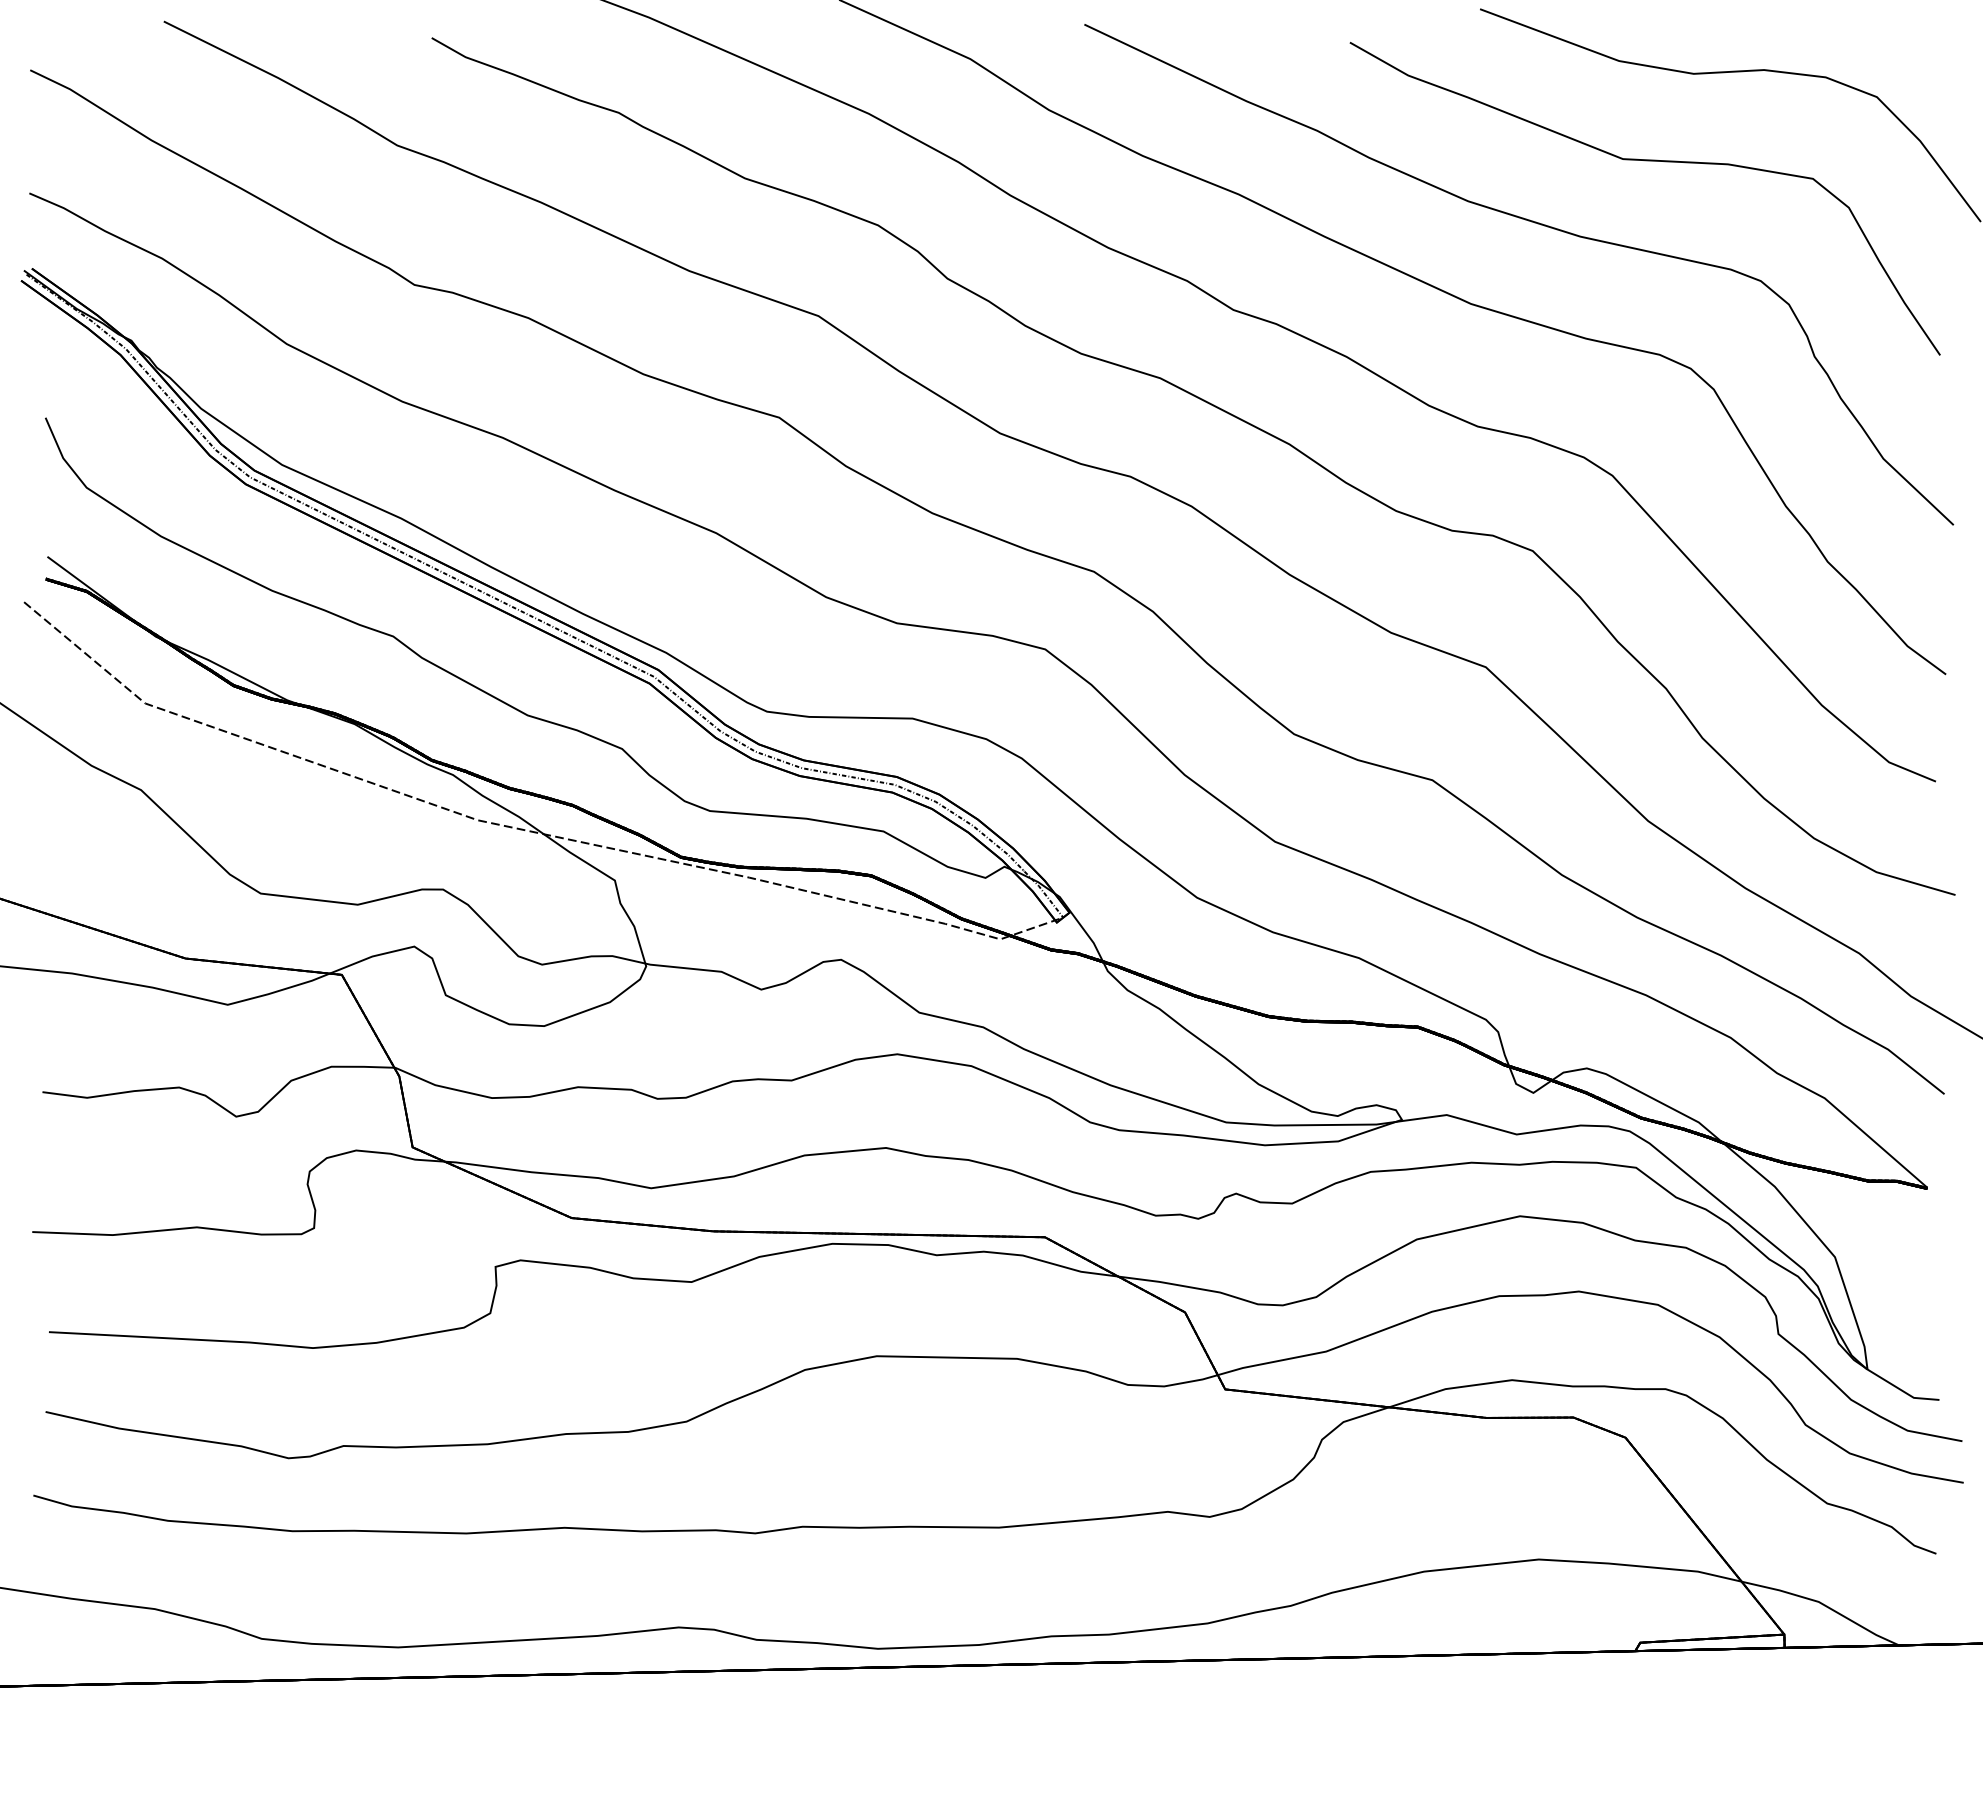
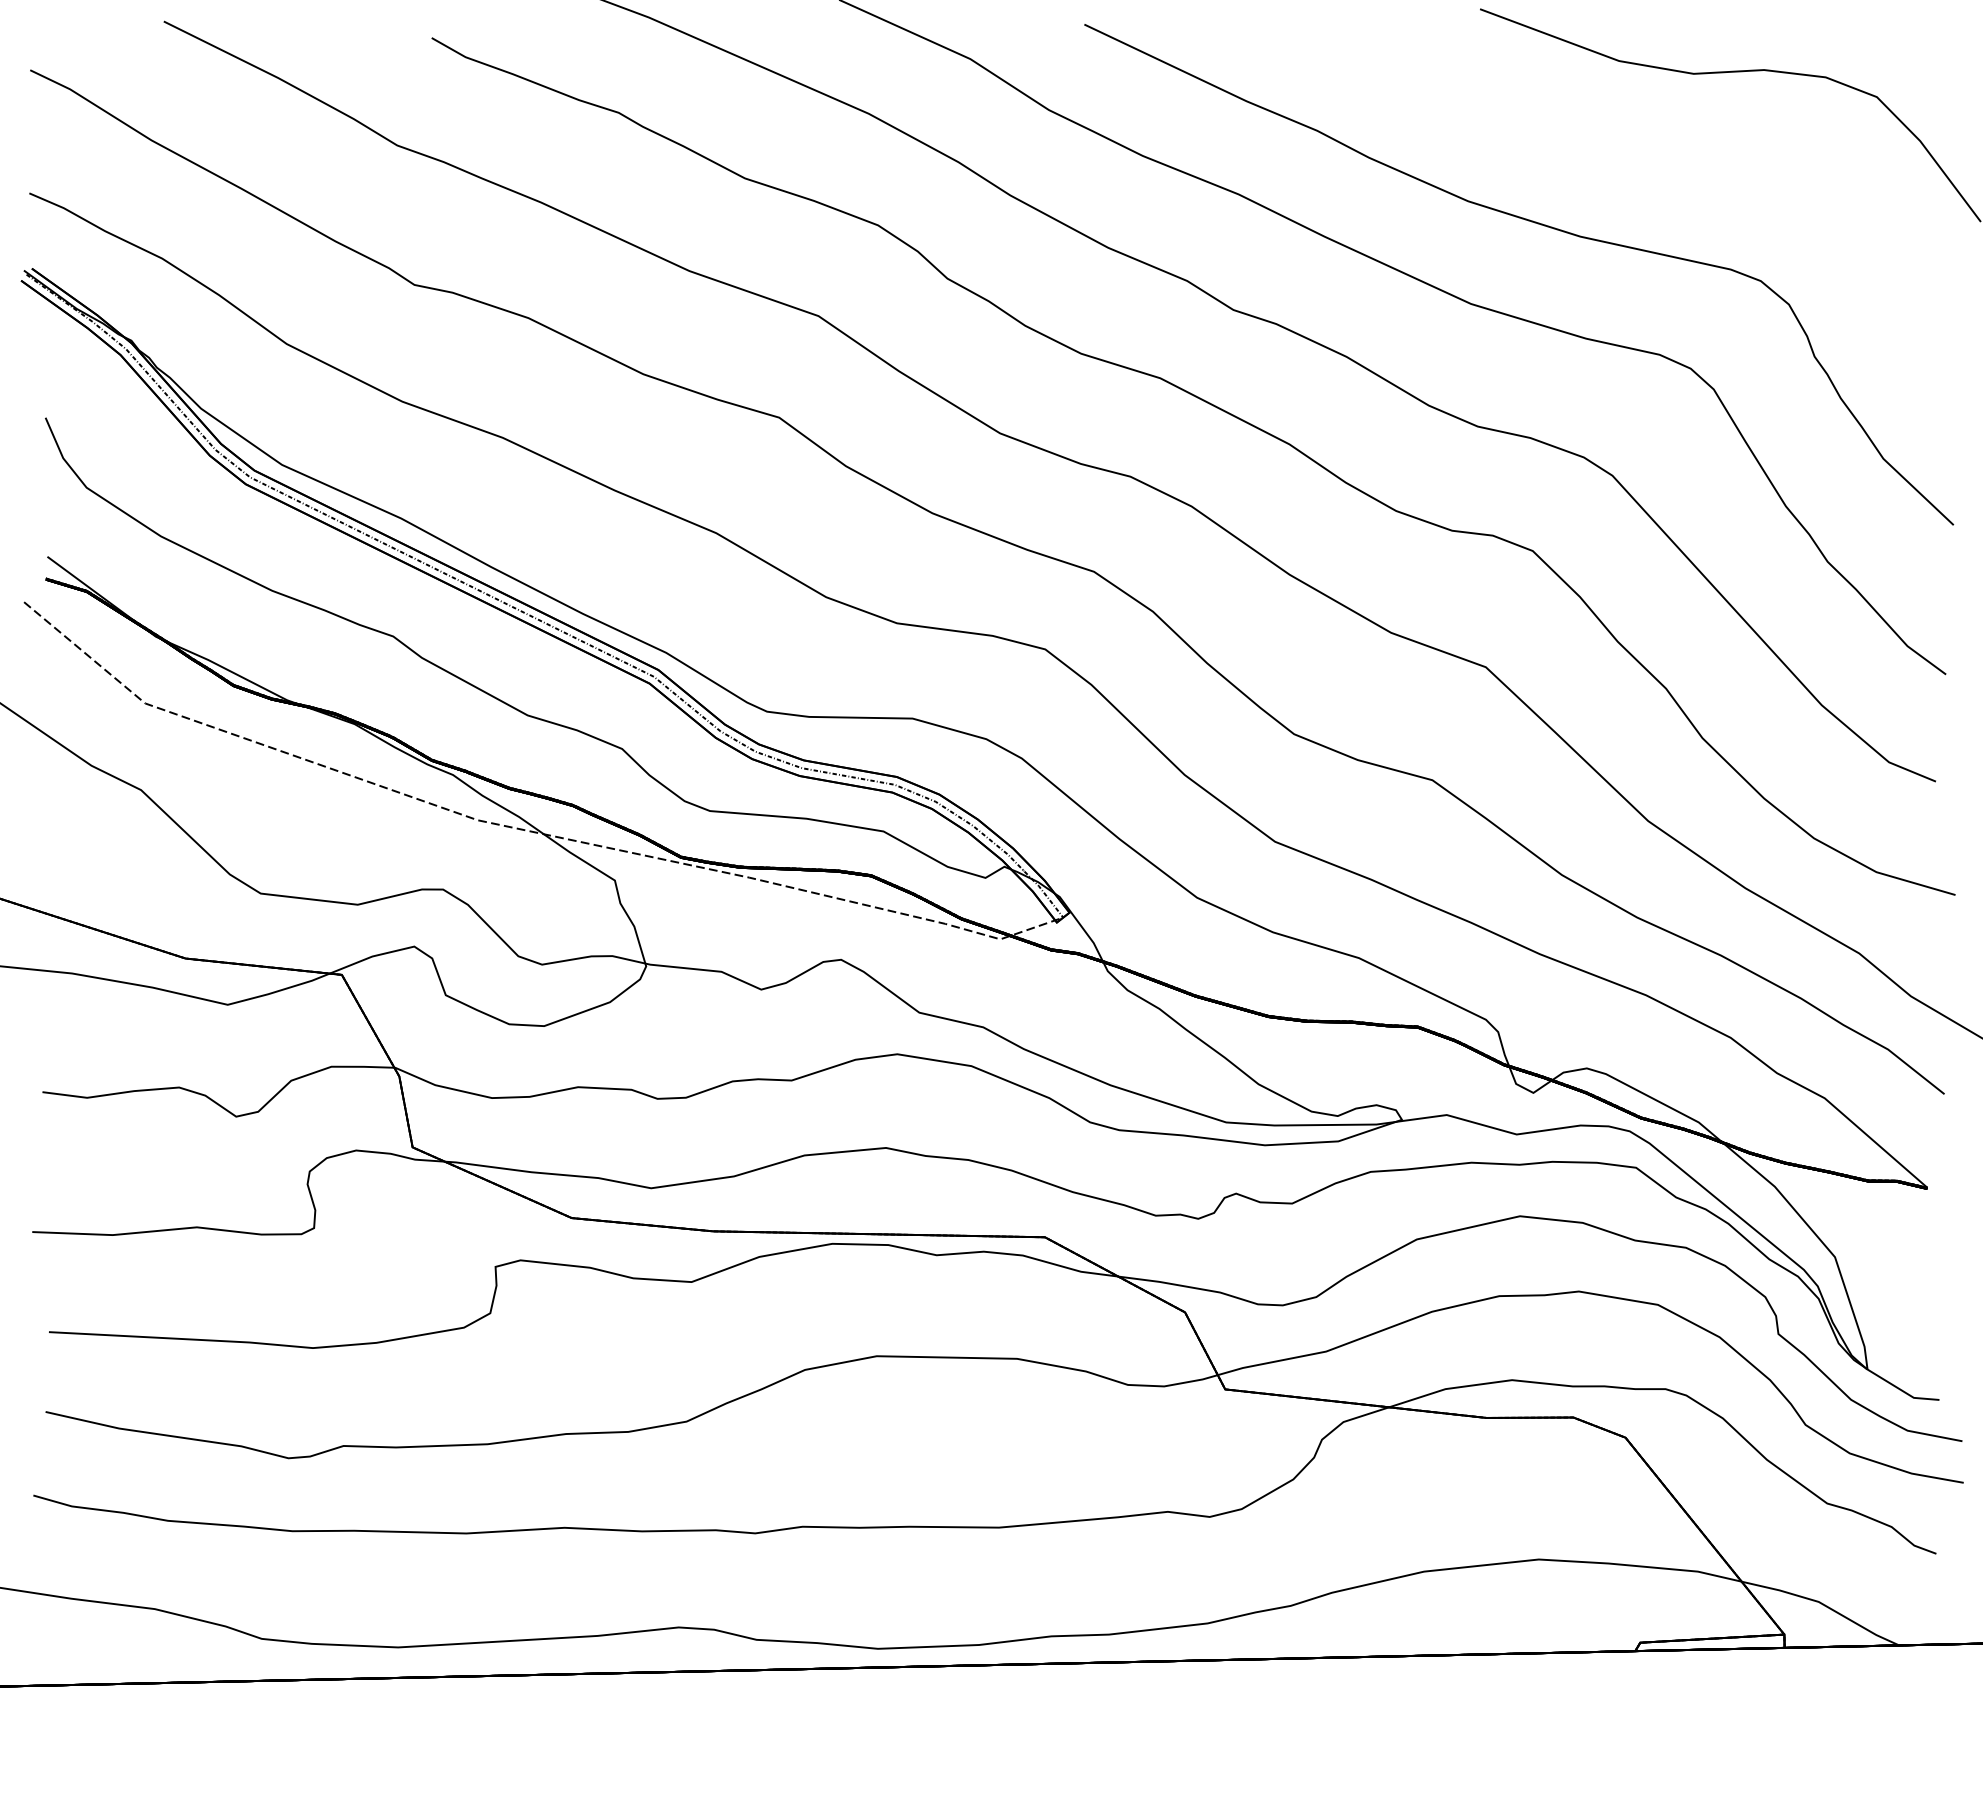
part: present -> none (1644, 161)
